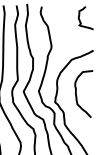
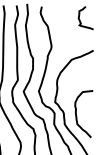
curve position: (77, 96) -> (77, 116) (77, 116)
